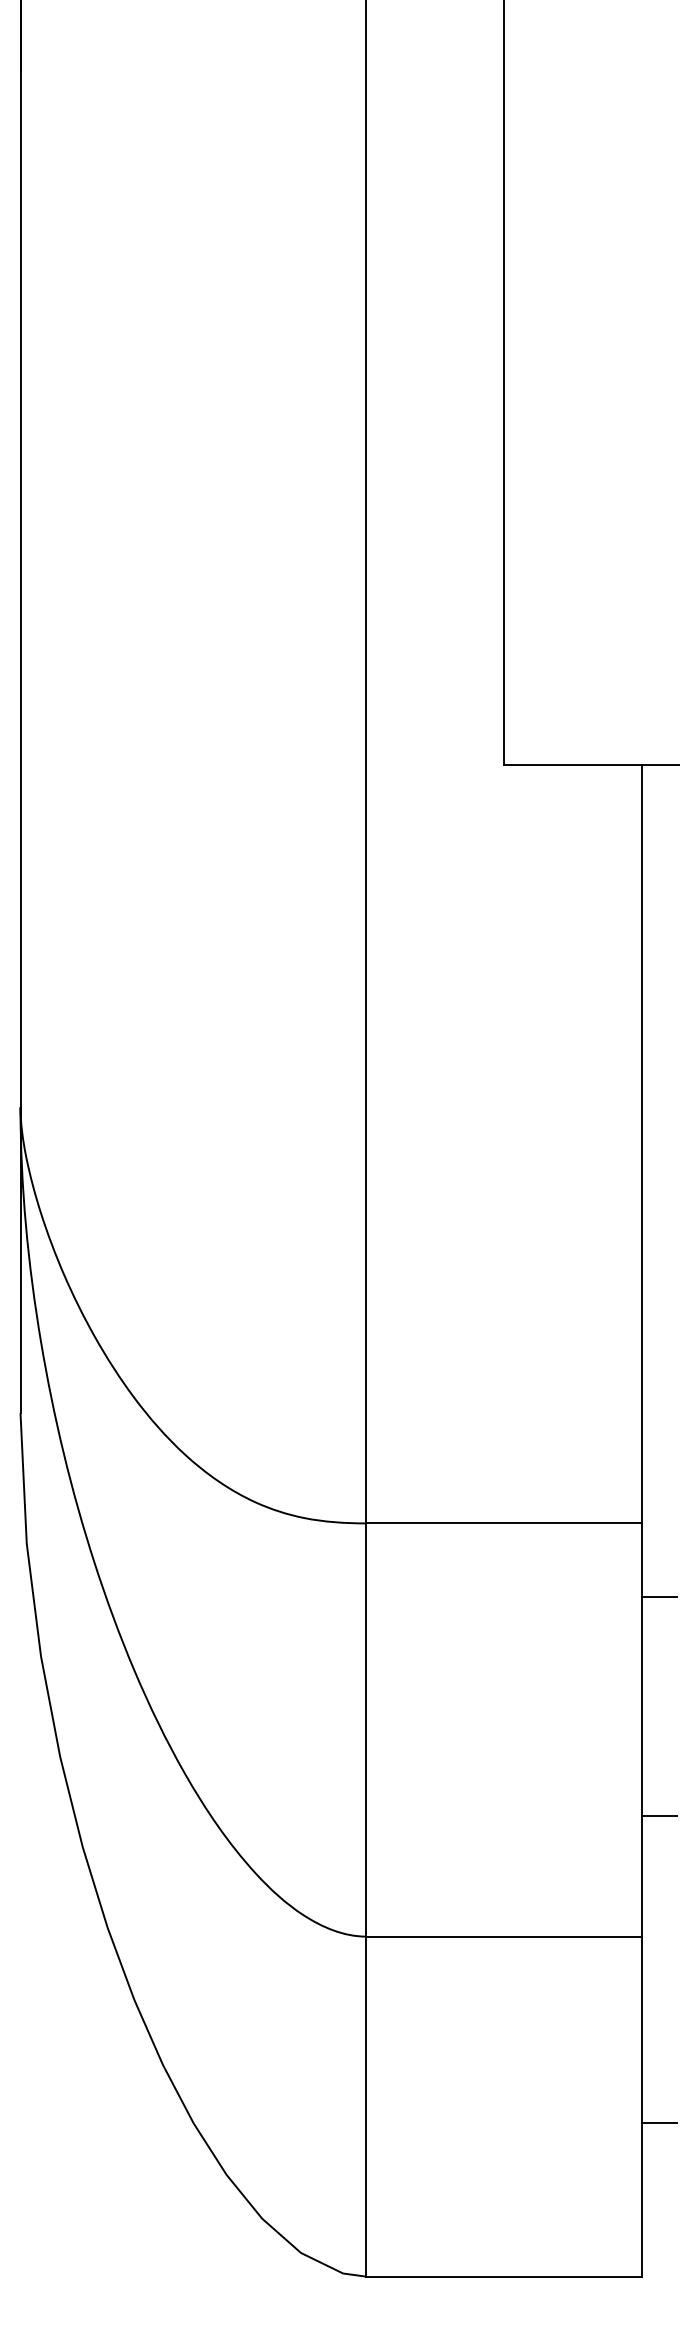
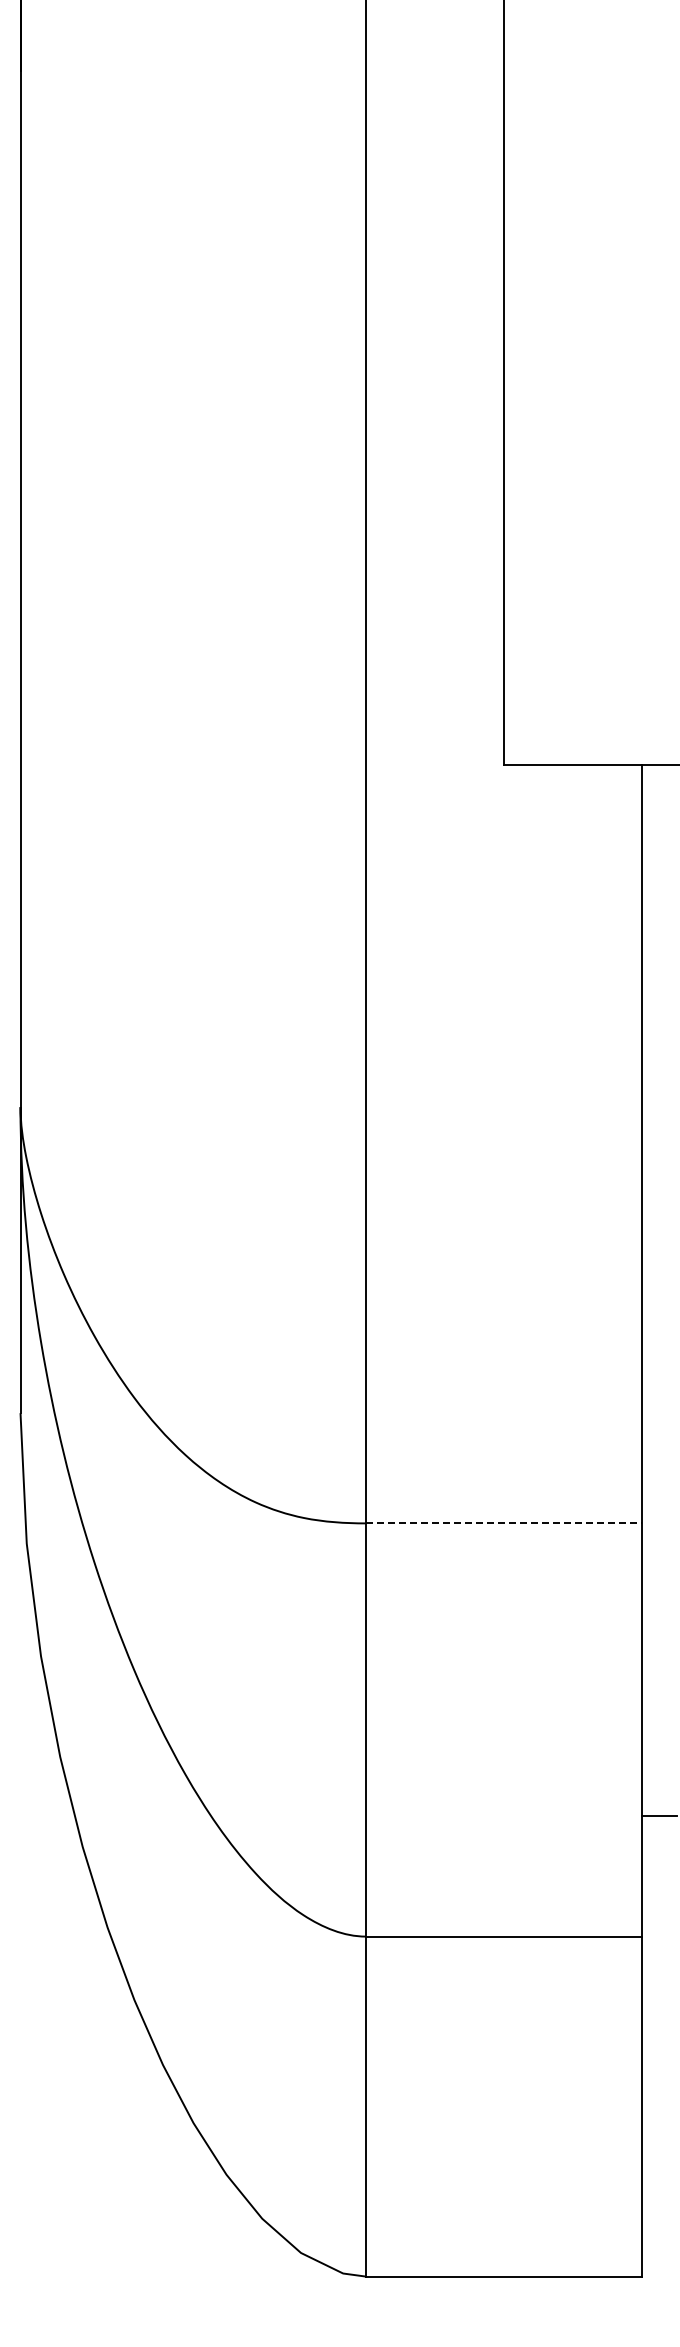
line: solid -> dashed (504, 1523)
line: present -> none (659, 1596)
line: present -> none (659, 2122)
